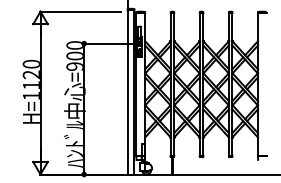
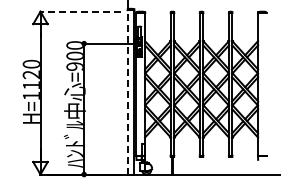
line: solid -> dashed (80, 11)
line: solid -> dashed (127, 91)
